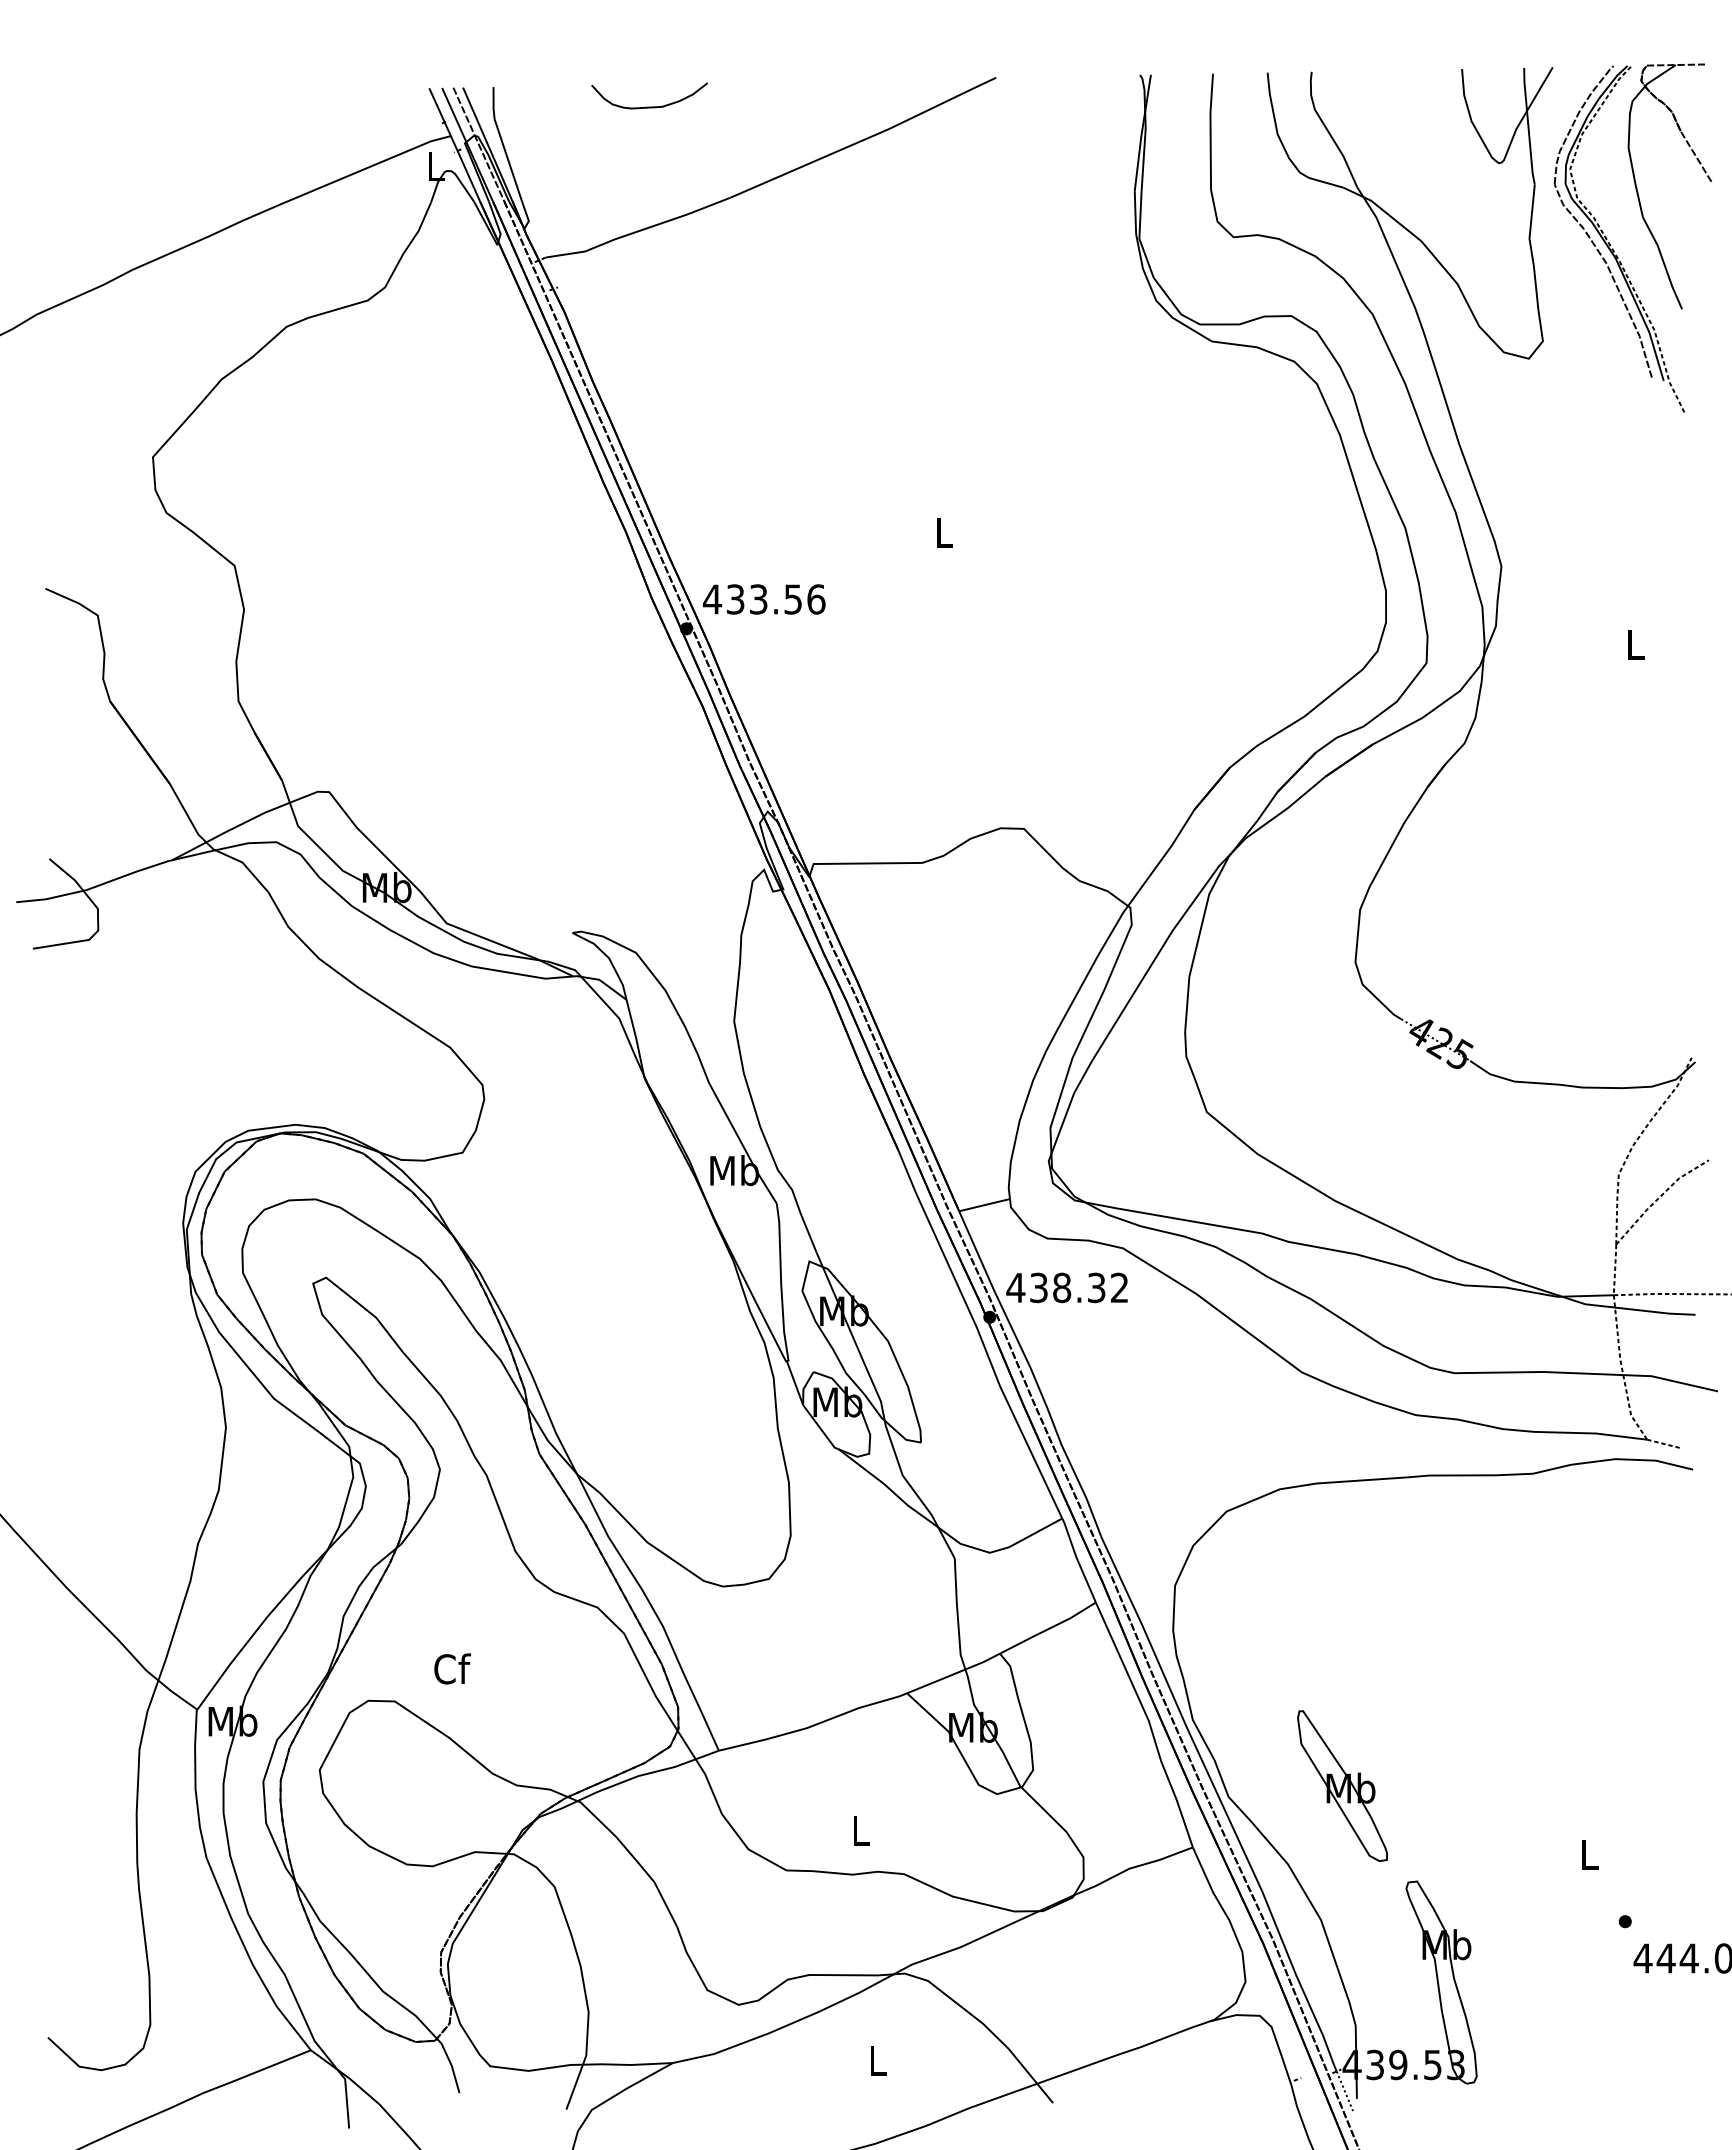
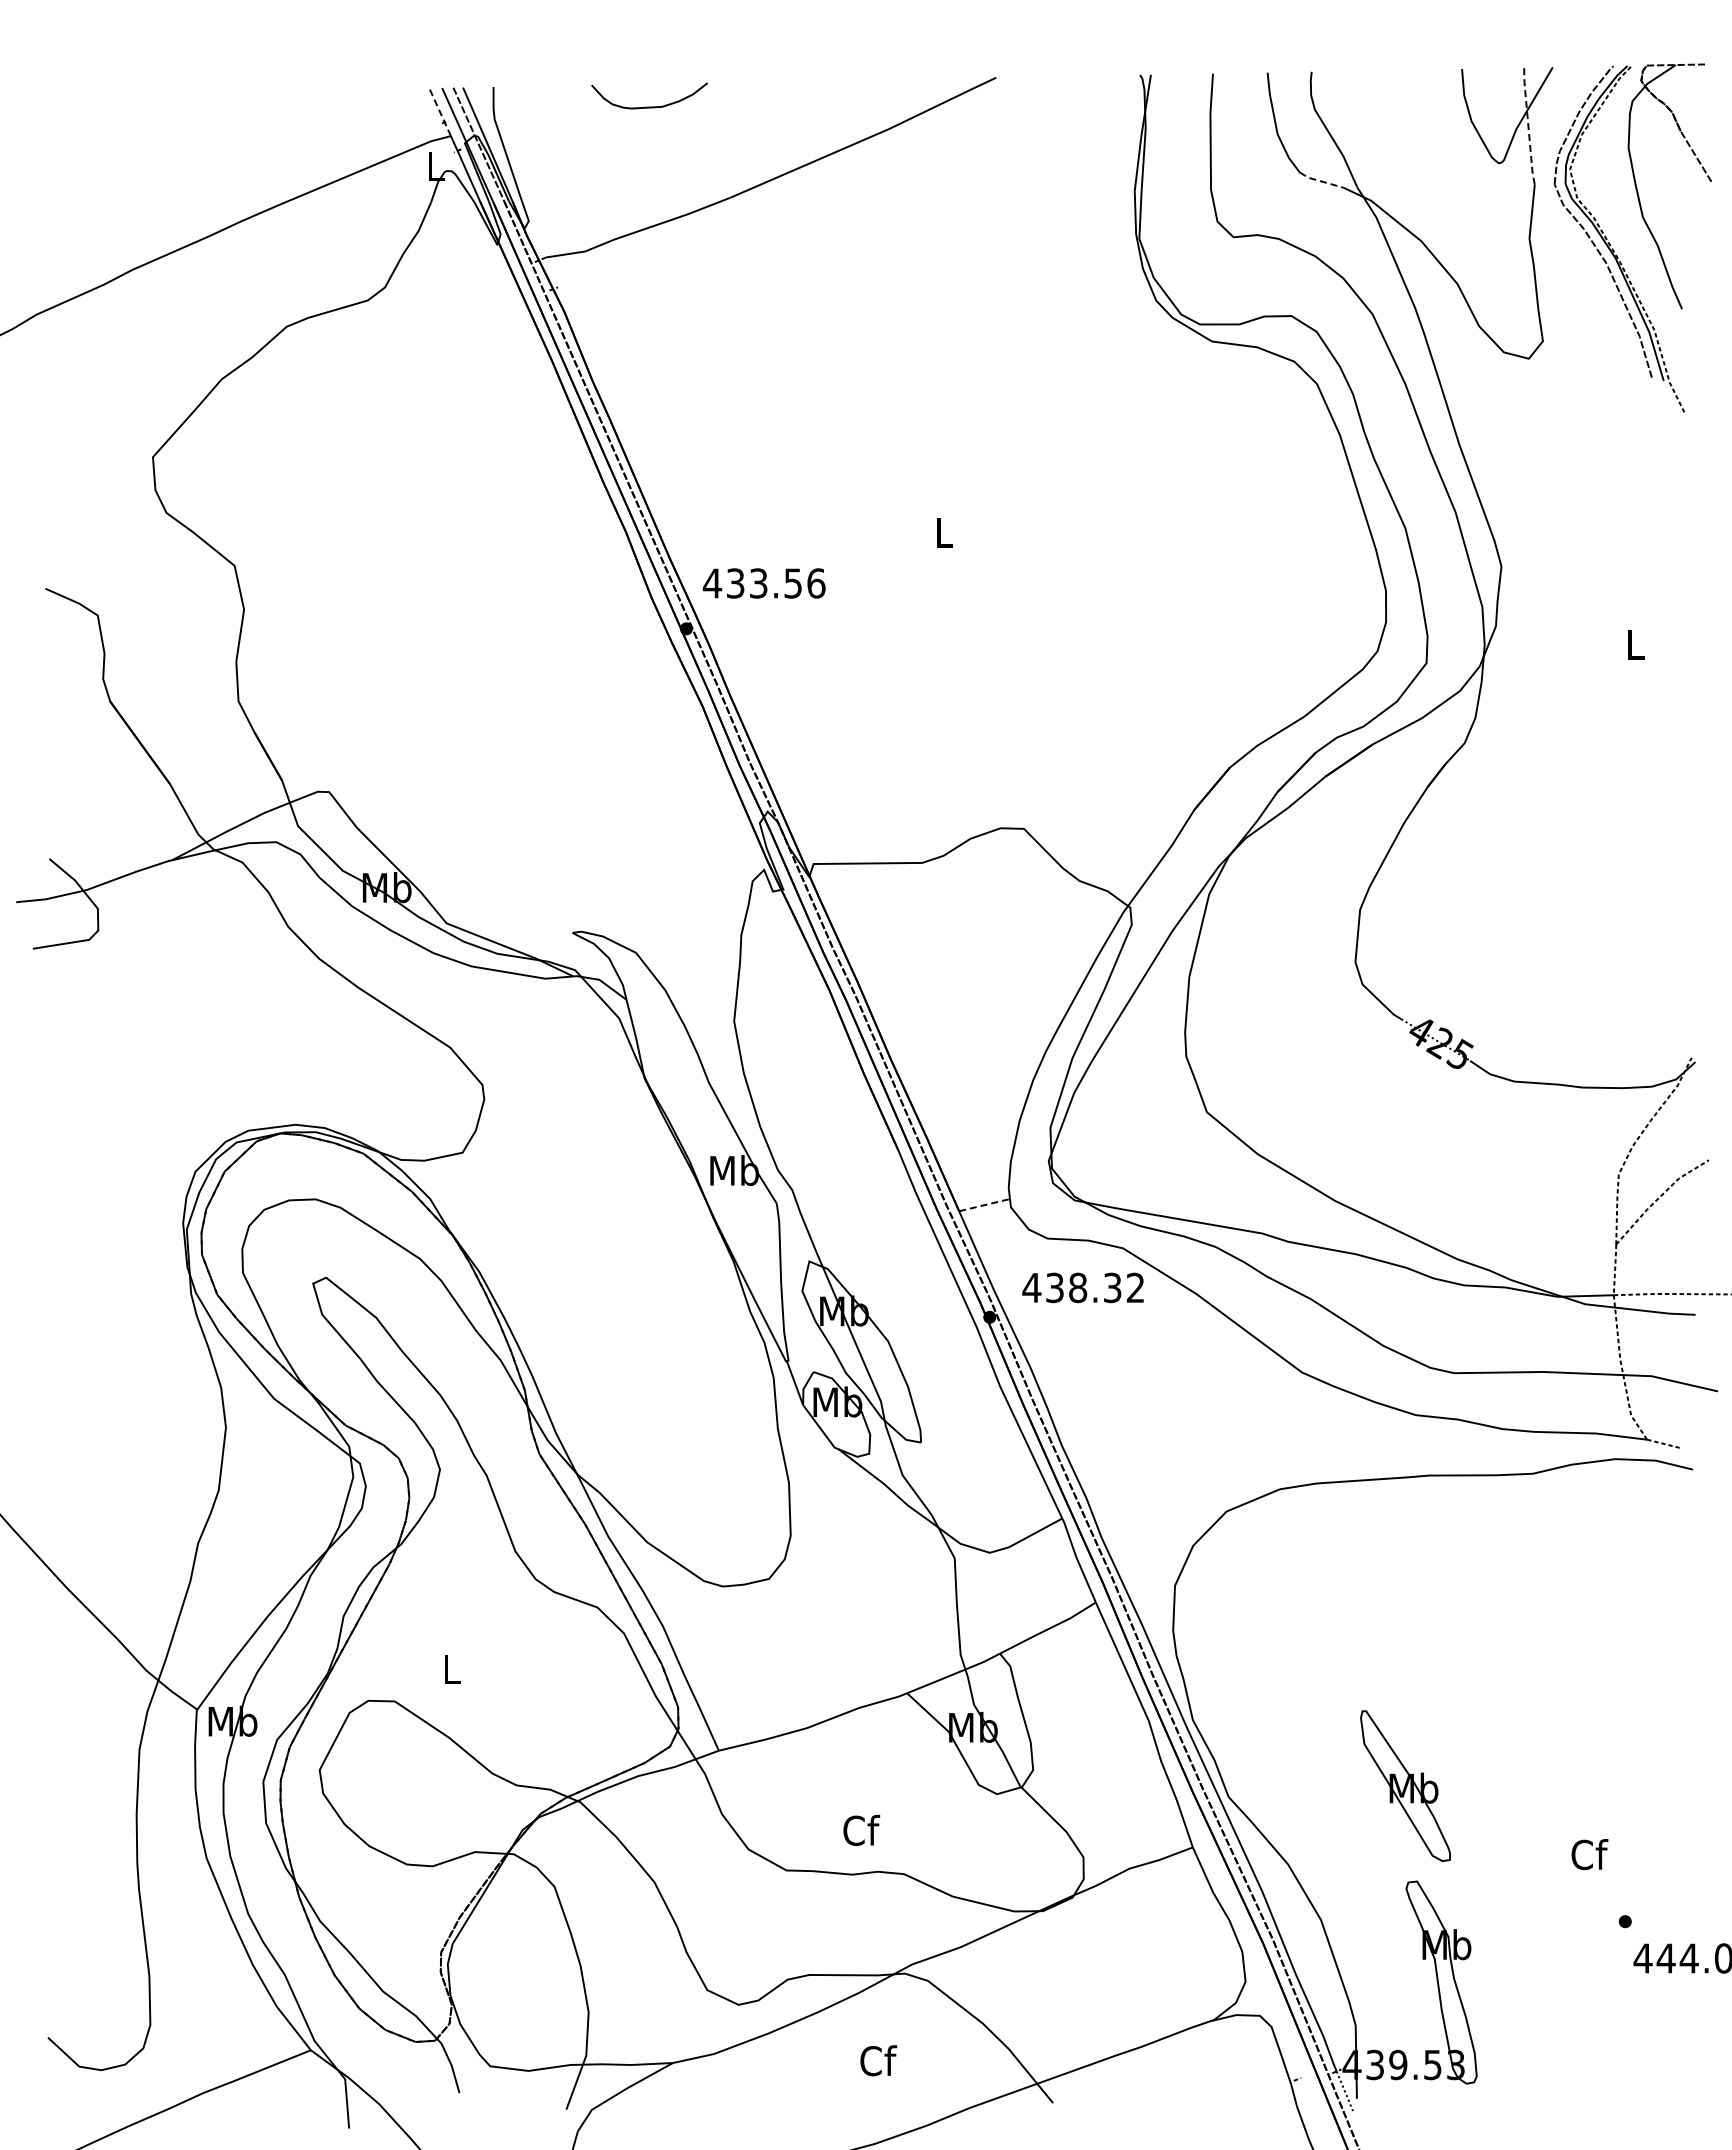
line: solid -> dashed (439, 111)
line: solid -> dashed (1528, 126)
line: solid -> dashed (1321, 181)
text position: (764, 599) -> (764, 583) (764, 583)
line: solid -> dashed (985, 1205)
text position: (1066, 1287) -> (1082, 1287) (1082, 1287)
text: Cf -> L (452, 1668)
part position: (1342, 1785) -> (1405, 1785) (1405, 1785)
text: L -> Cf (861, 1829)
text: L -> Cf (1589, 1854)
text: L -> Cf (878, 2060)
